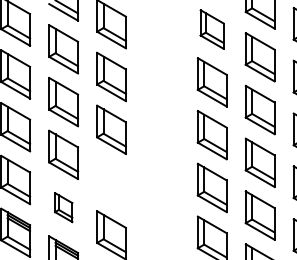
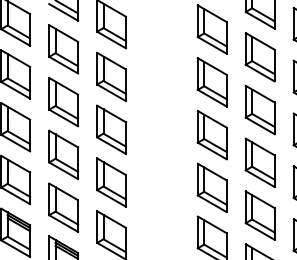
part size: 26x41 px -> 32x51 px (211, 29)
part: none -> present (111, 182)
part size: 20x32 px -> 32x51 px (63, 207)
